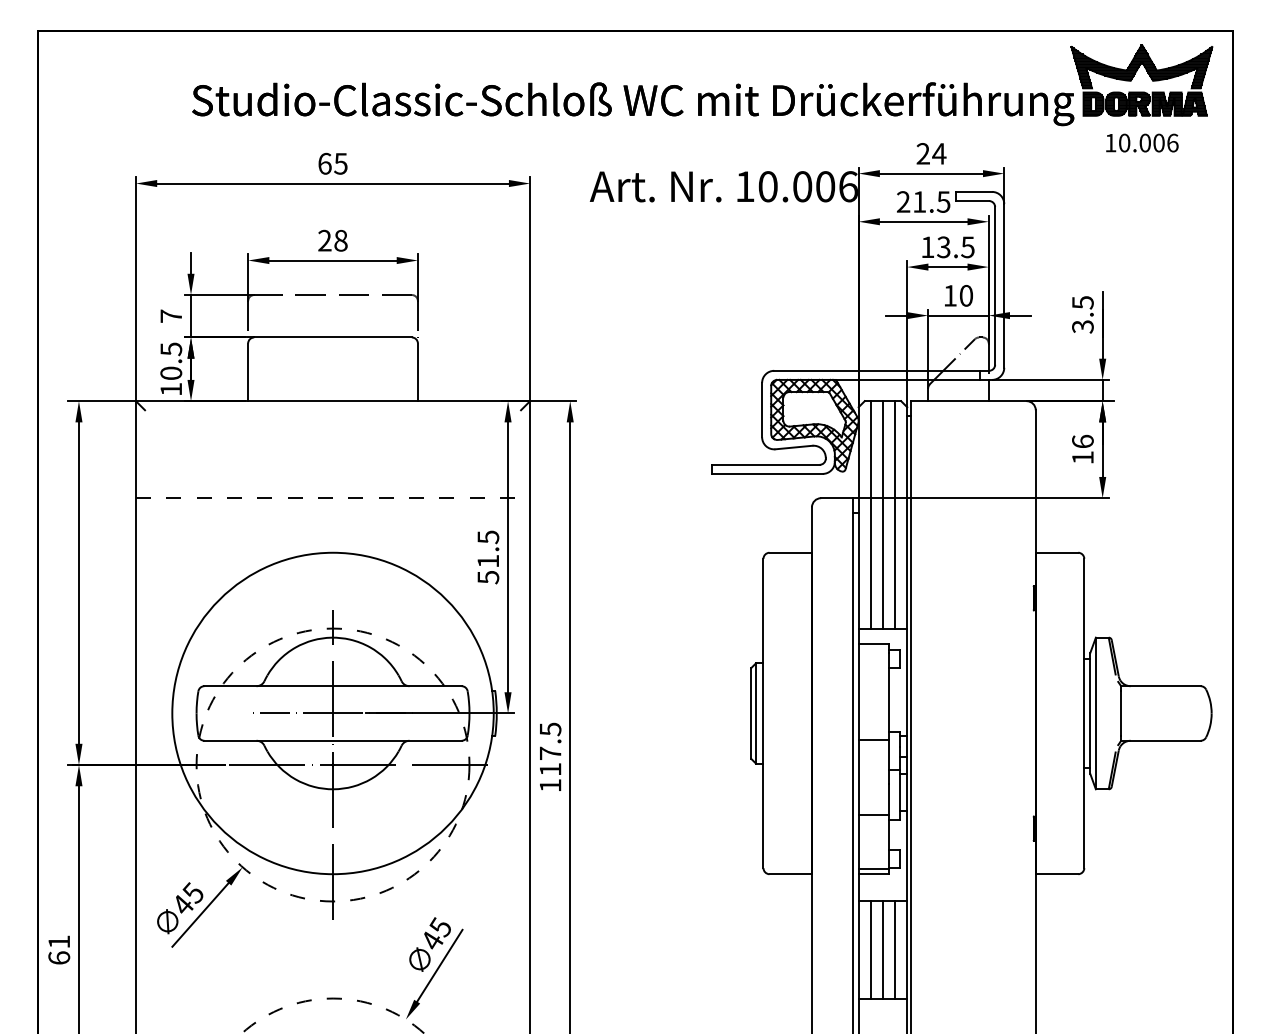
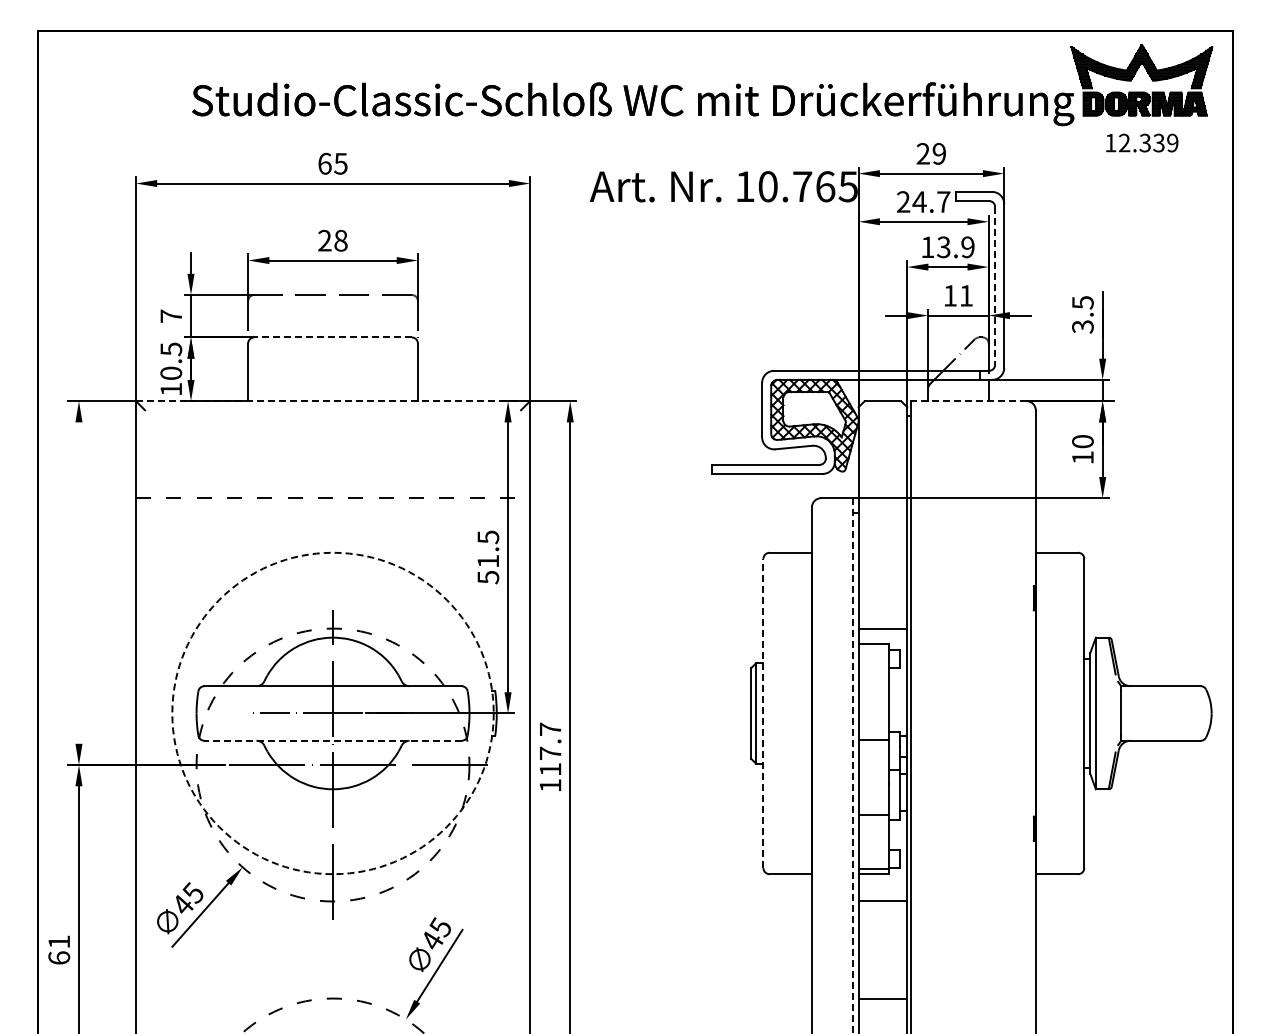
text: 10.006 -> 12.339 (1148, 142)
text: 24 -> 29 (939, 153)
text: 10.006 -> 10.765 (825, 186)
text: 21.5 -> 24.7 (931, 201)
text: 13.5 -> 13.9 (967, 247)
line: solid -> dashed (995, 285)
text: 10 -> 11 (966, 295)
line: solid -> dashed (333, 337)
line: solid -> dashed (333, 401)
line: solid -> dashed (969, 401)
text: 16 -> 10 (1082, 441)
line: present -> none (870, 514)
line: present -> none (882, 514)
line: present -> none (895, 514)
line: present -> none (78, 582)
circle: solid -> dashed (332, 713)
line: solid -> dashed (763, 713)
text: 117.5 -> 117.7 (550, 729)
line: solid -> dashed (333, 740)
line: solid -> dashed (853, 765)
line: present -> none (870, 949)
line: present -> none (882, 949)
line: present -> none (895, 949)
